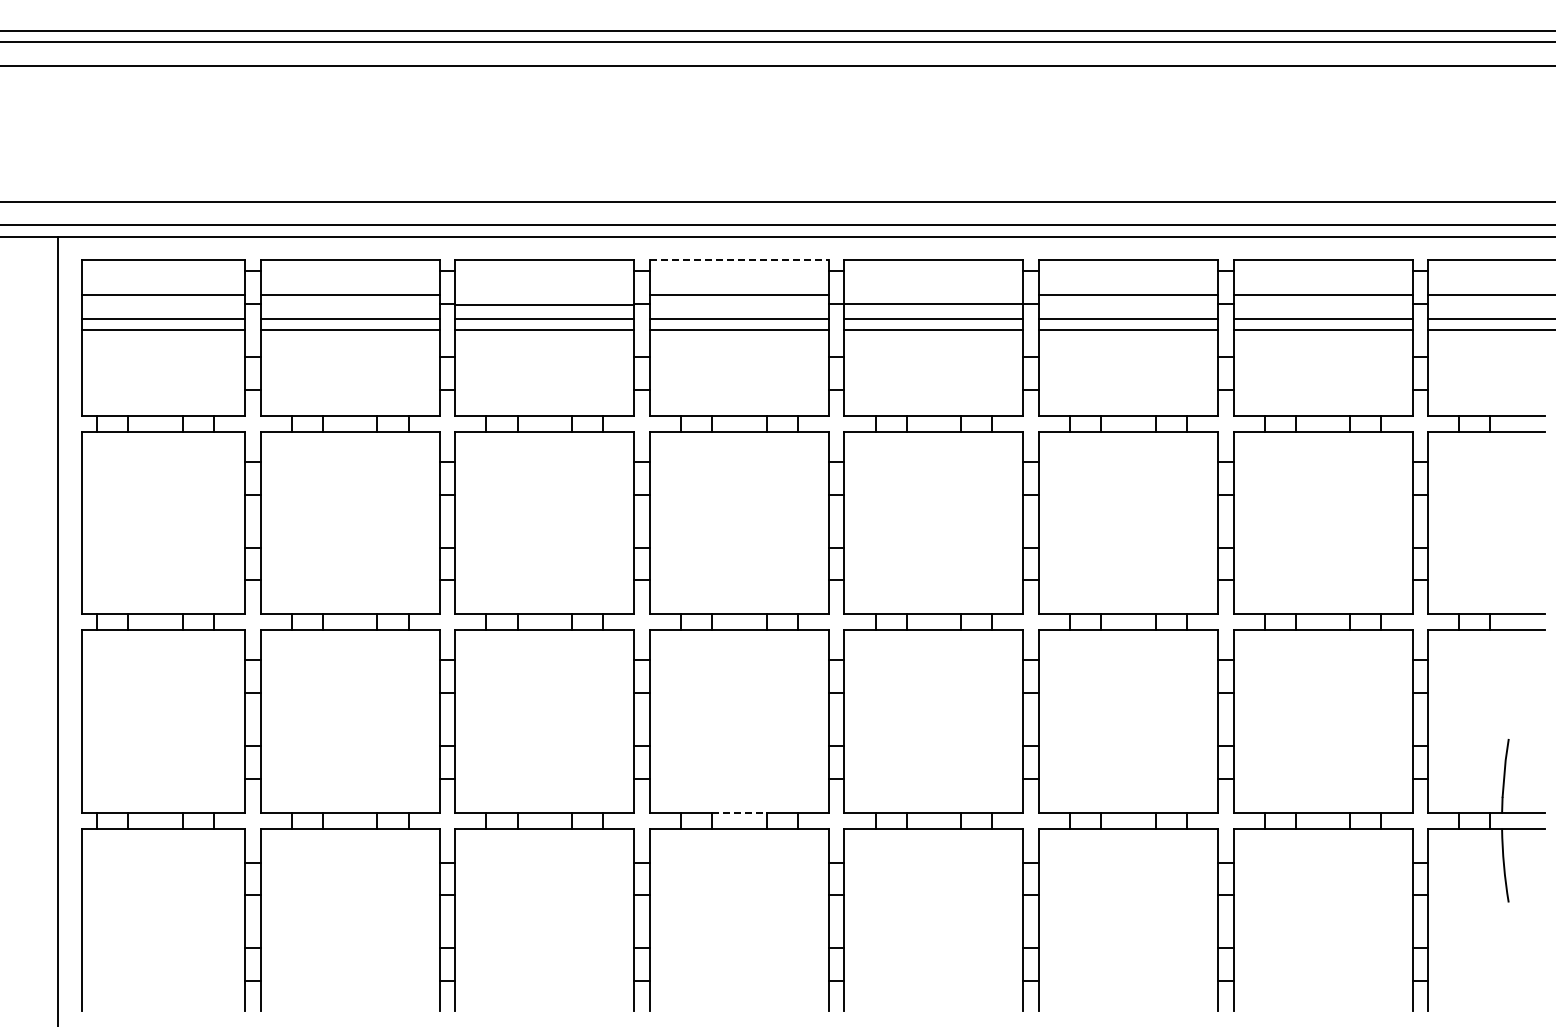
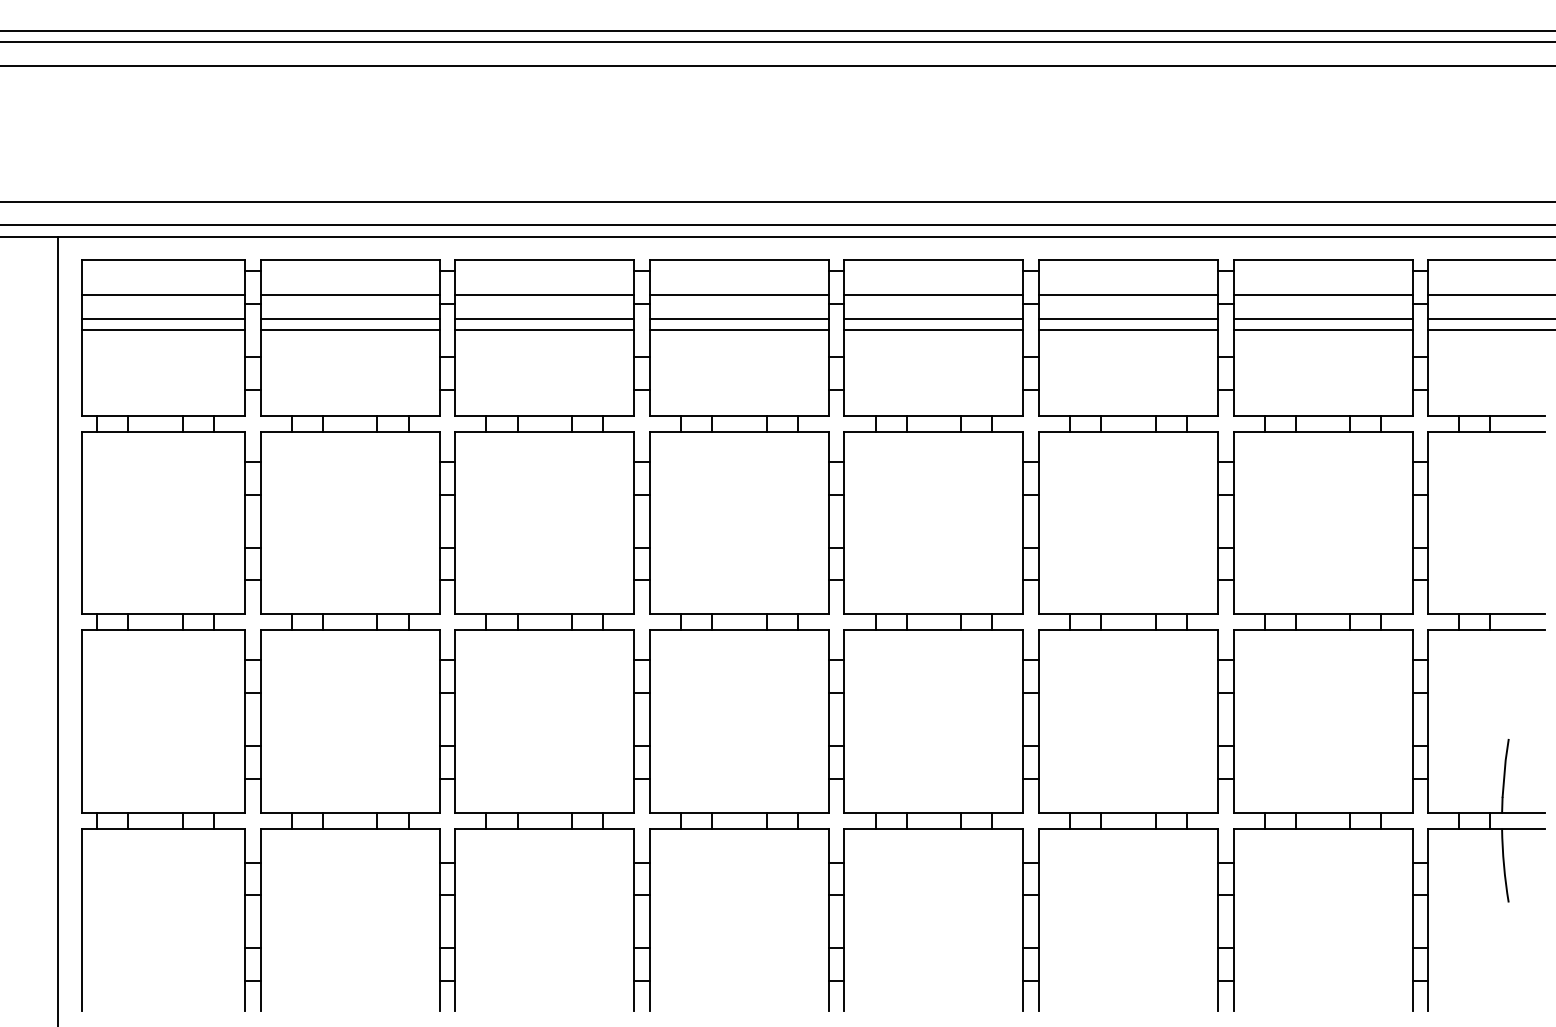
line: dashed -> solid (739, 260)
line position: (933, 304) -> (933, 295) (933, 295)
line position: (544, 305) -> (544, 295) (544, 295)
line: dashed -> solid (739, 812)
